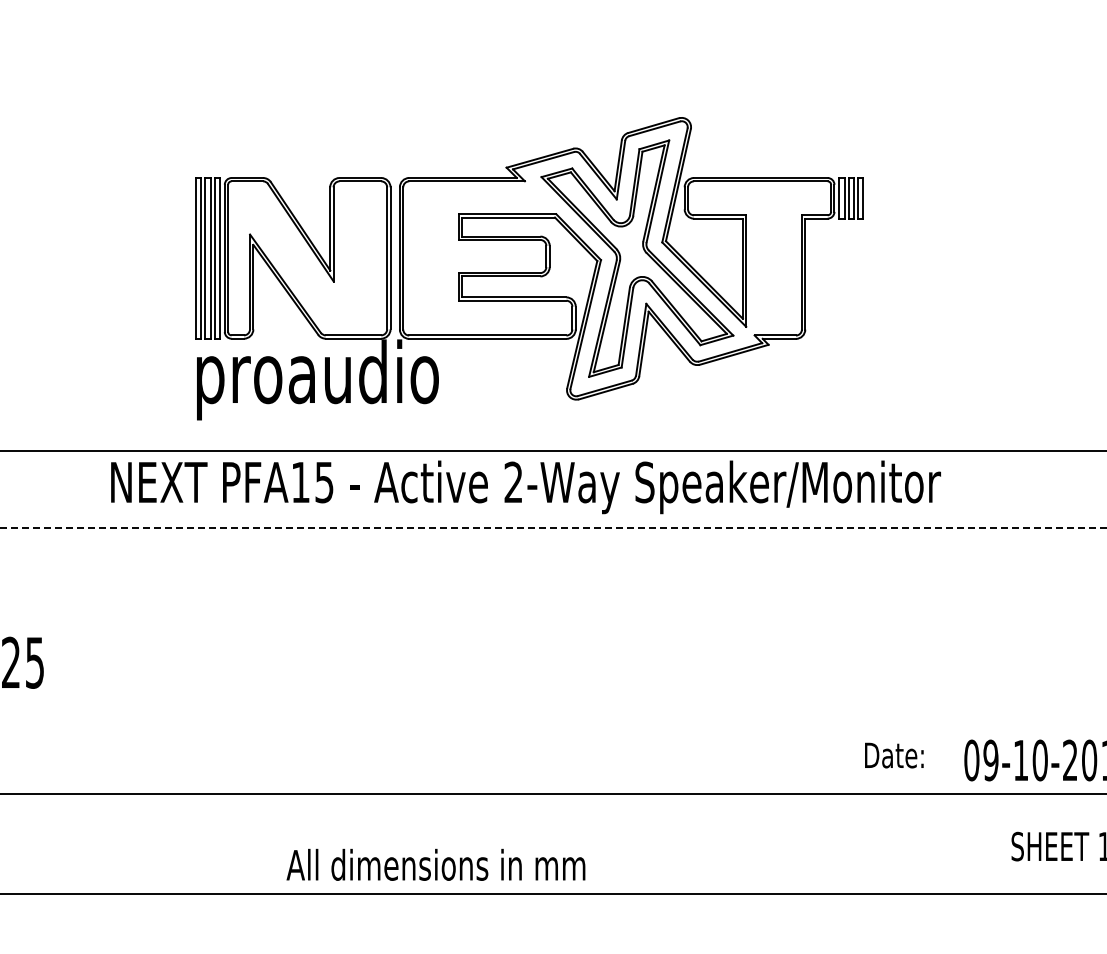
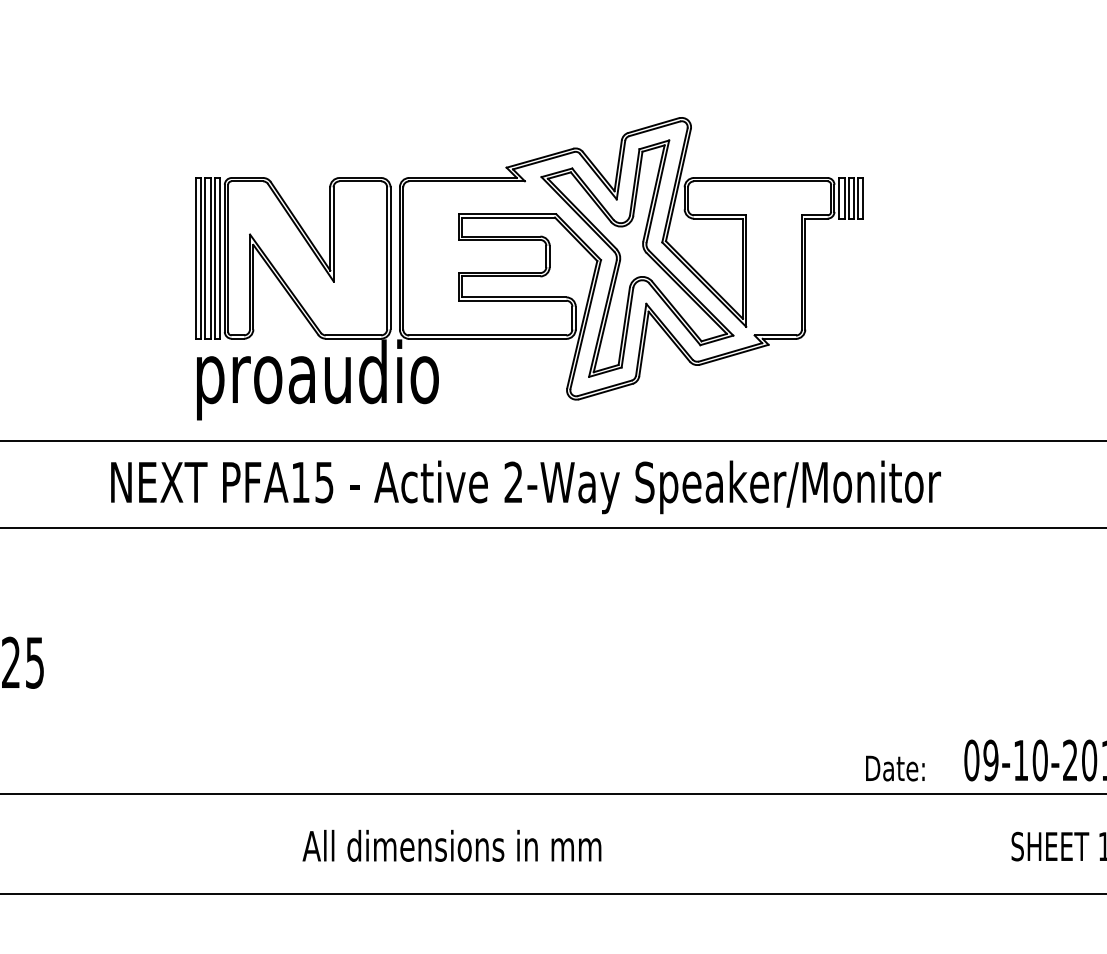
line position: (552, 450) -> (552, 440) (552, 440)
line: dashed -> solid (553, 527)
text position: (894, 755) -> (895, 768) (895, 768)
text position: (435, 864) -> (451, 845) (451, 845)
